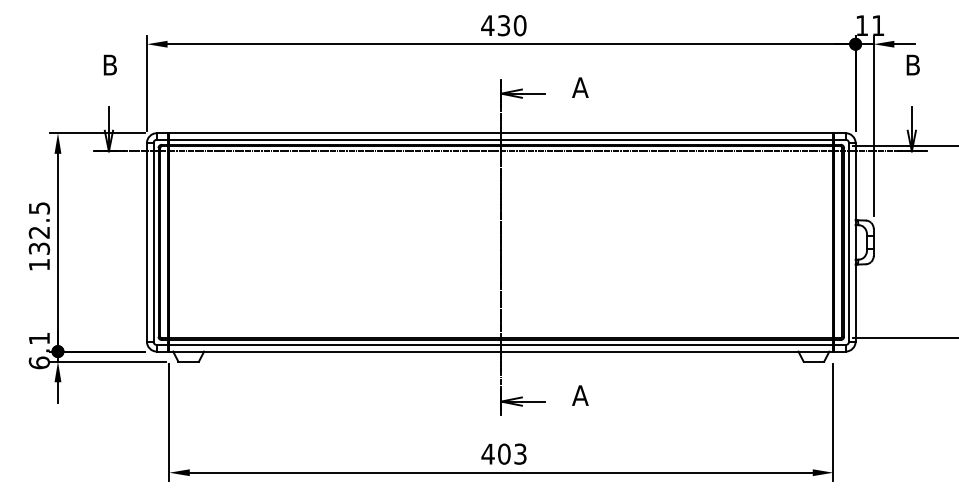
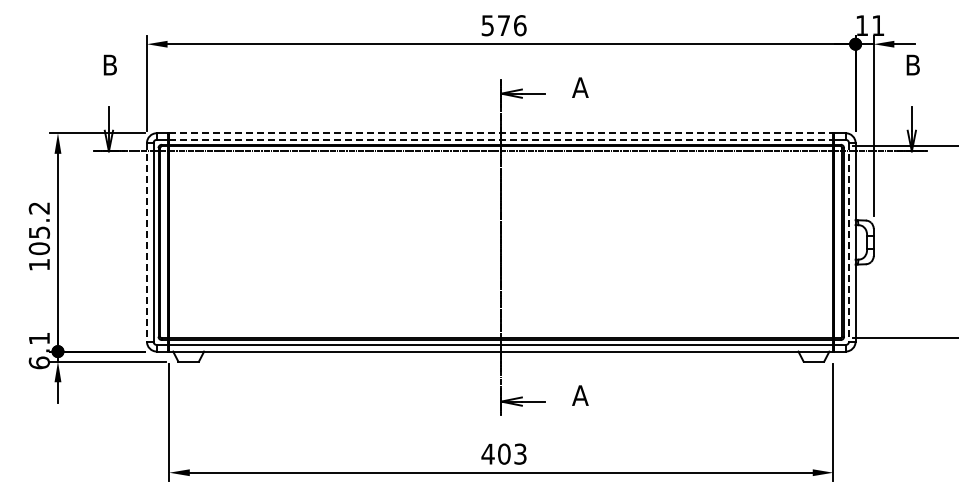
text: 430 -> 576 (503, 25)
line: solid -> dashed (501, 133)
line: solid -> dashed (501, 139)
text: 132.5 -> 105.2 (39, 228)
line: solid -> dashed (146, 242)
line: solid -> dashed (849, 242)
